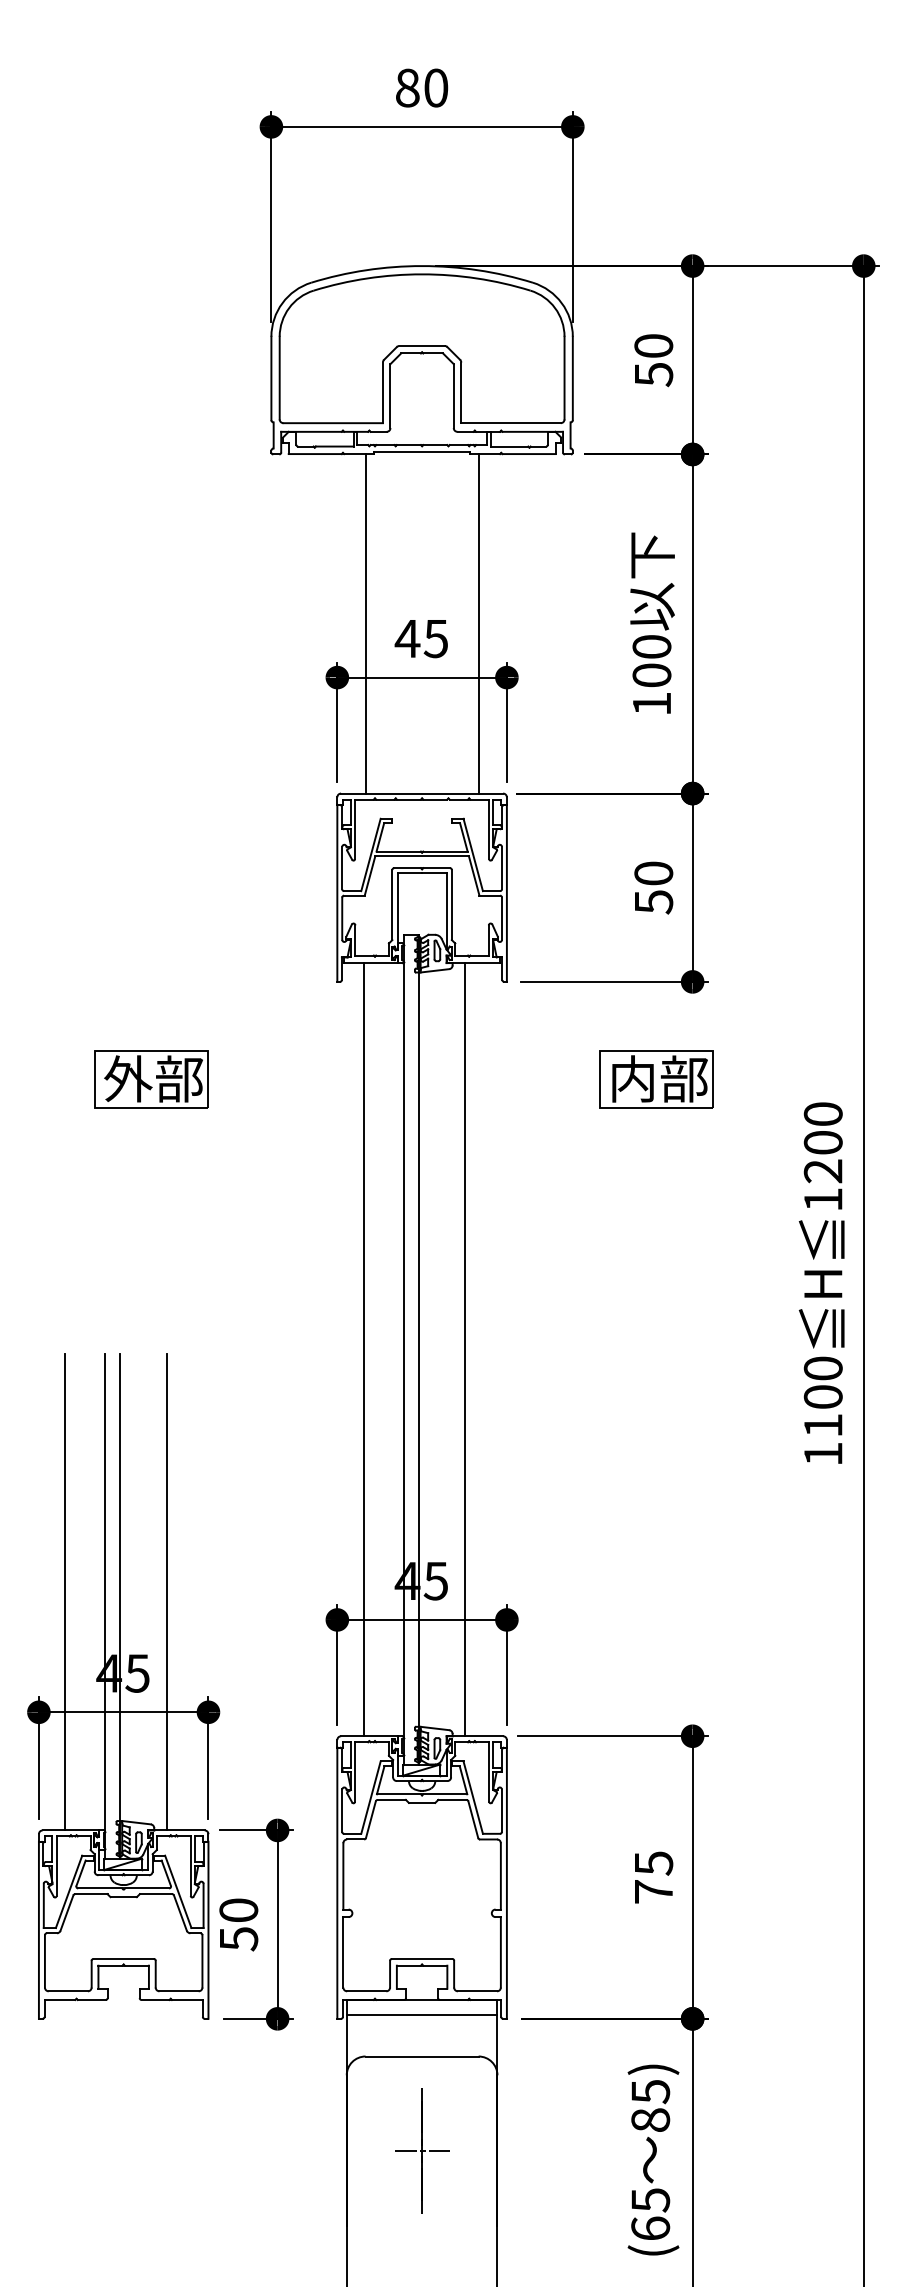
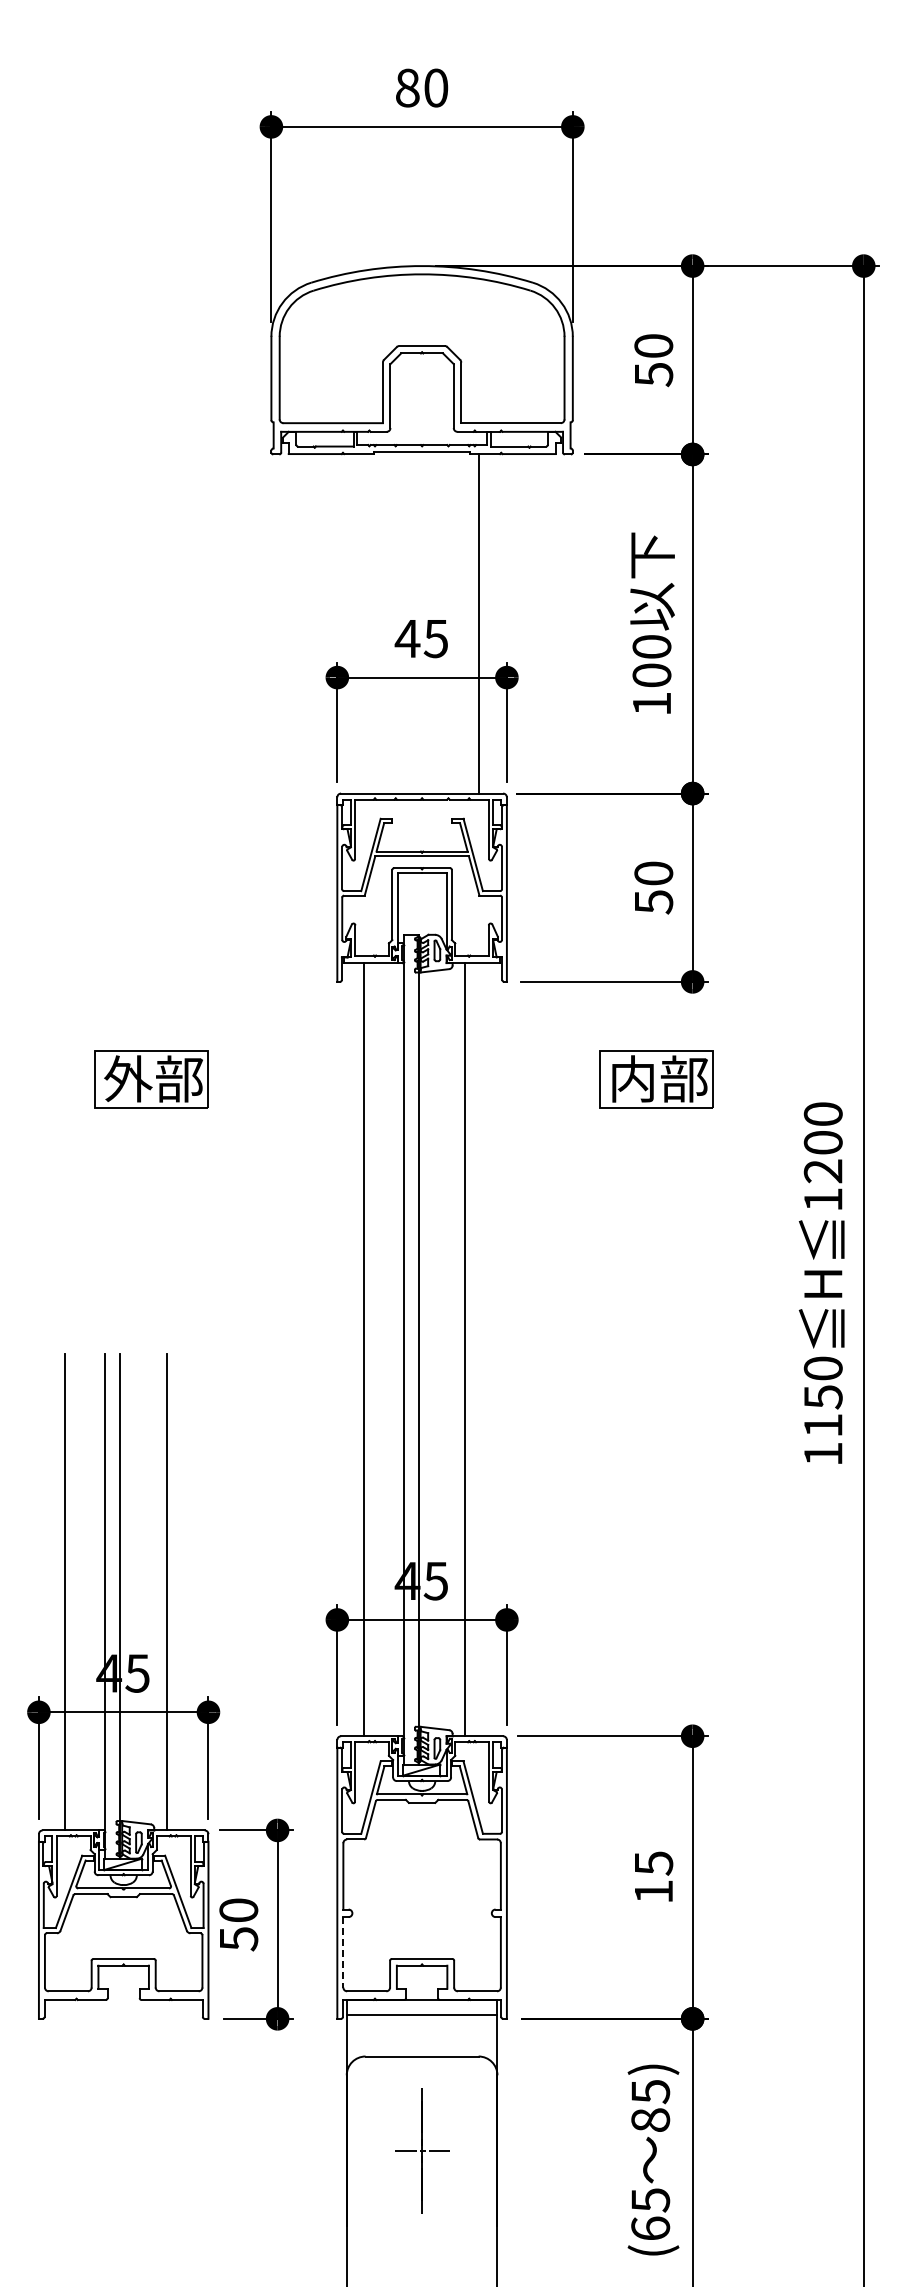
line: present -> none (365, 623)
text: 1100 -> 1150 (822, 1397)
text: 75 -> 15 (653, 1891)
line: solid -> dashed (343, 1952)
